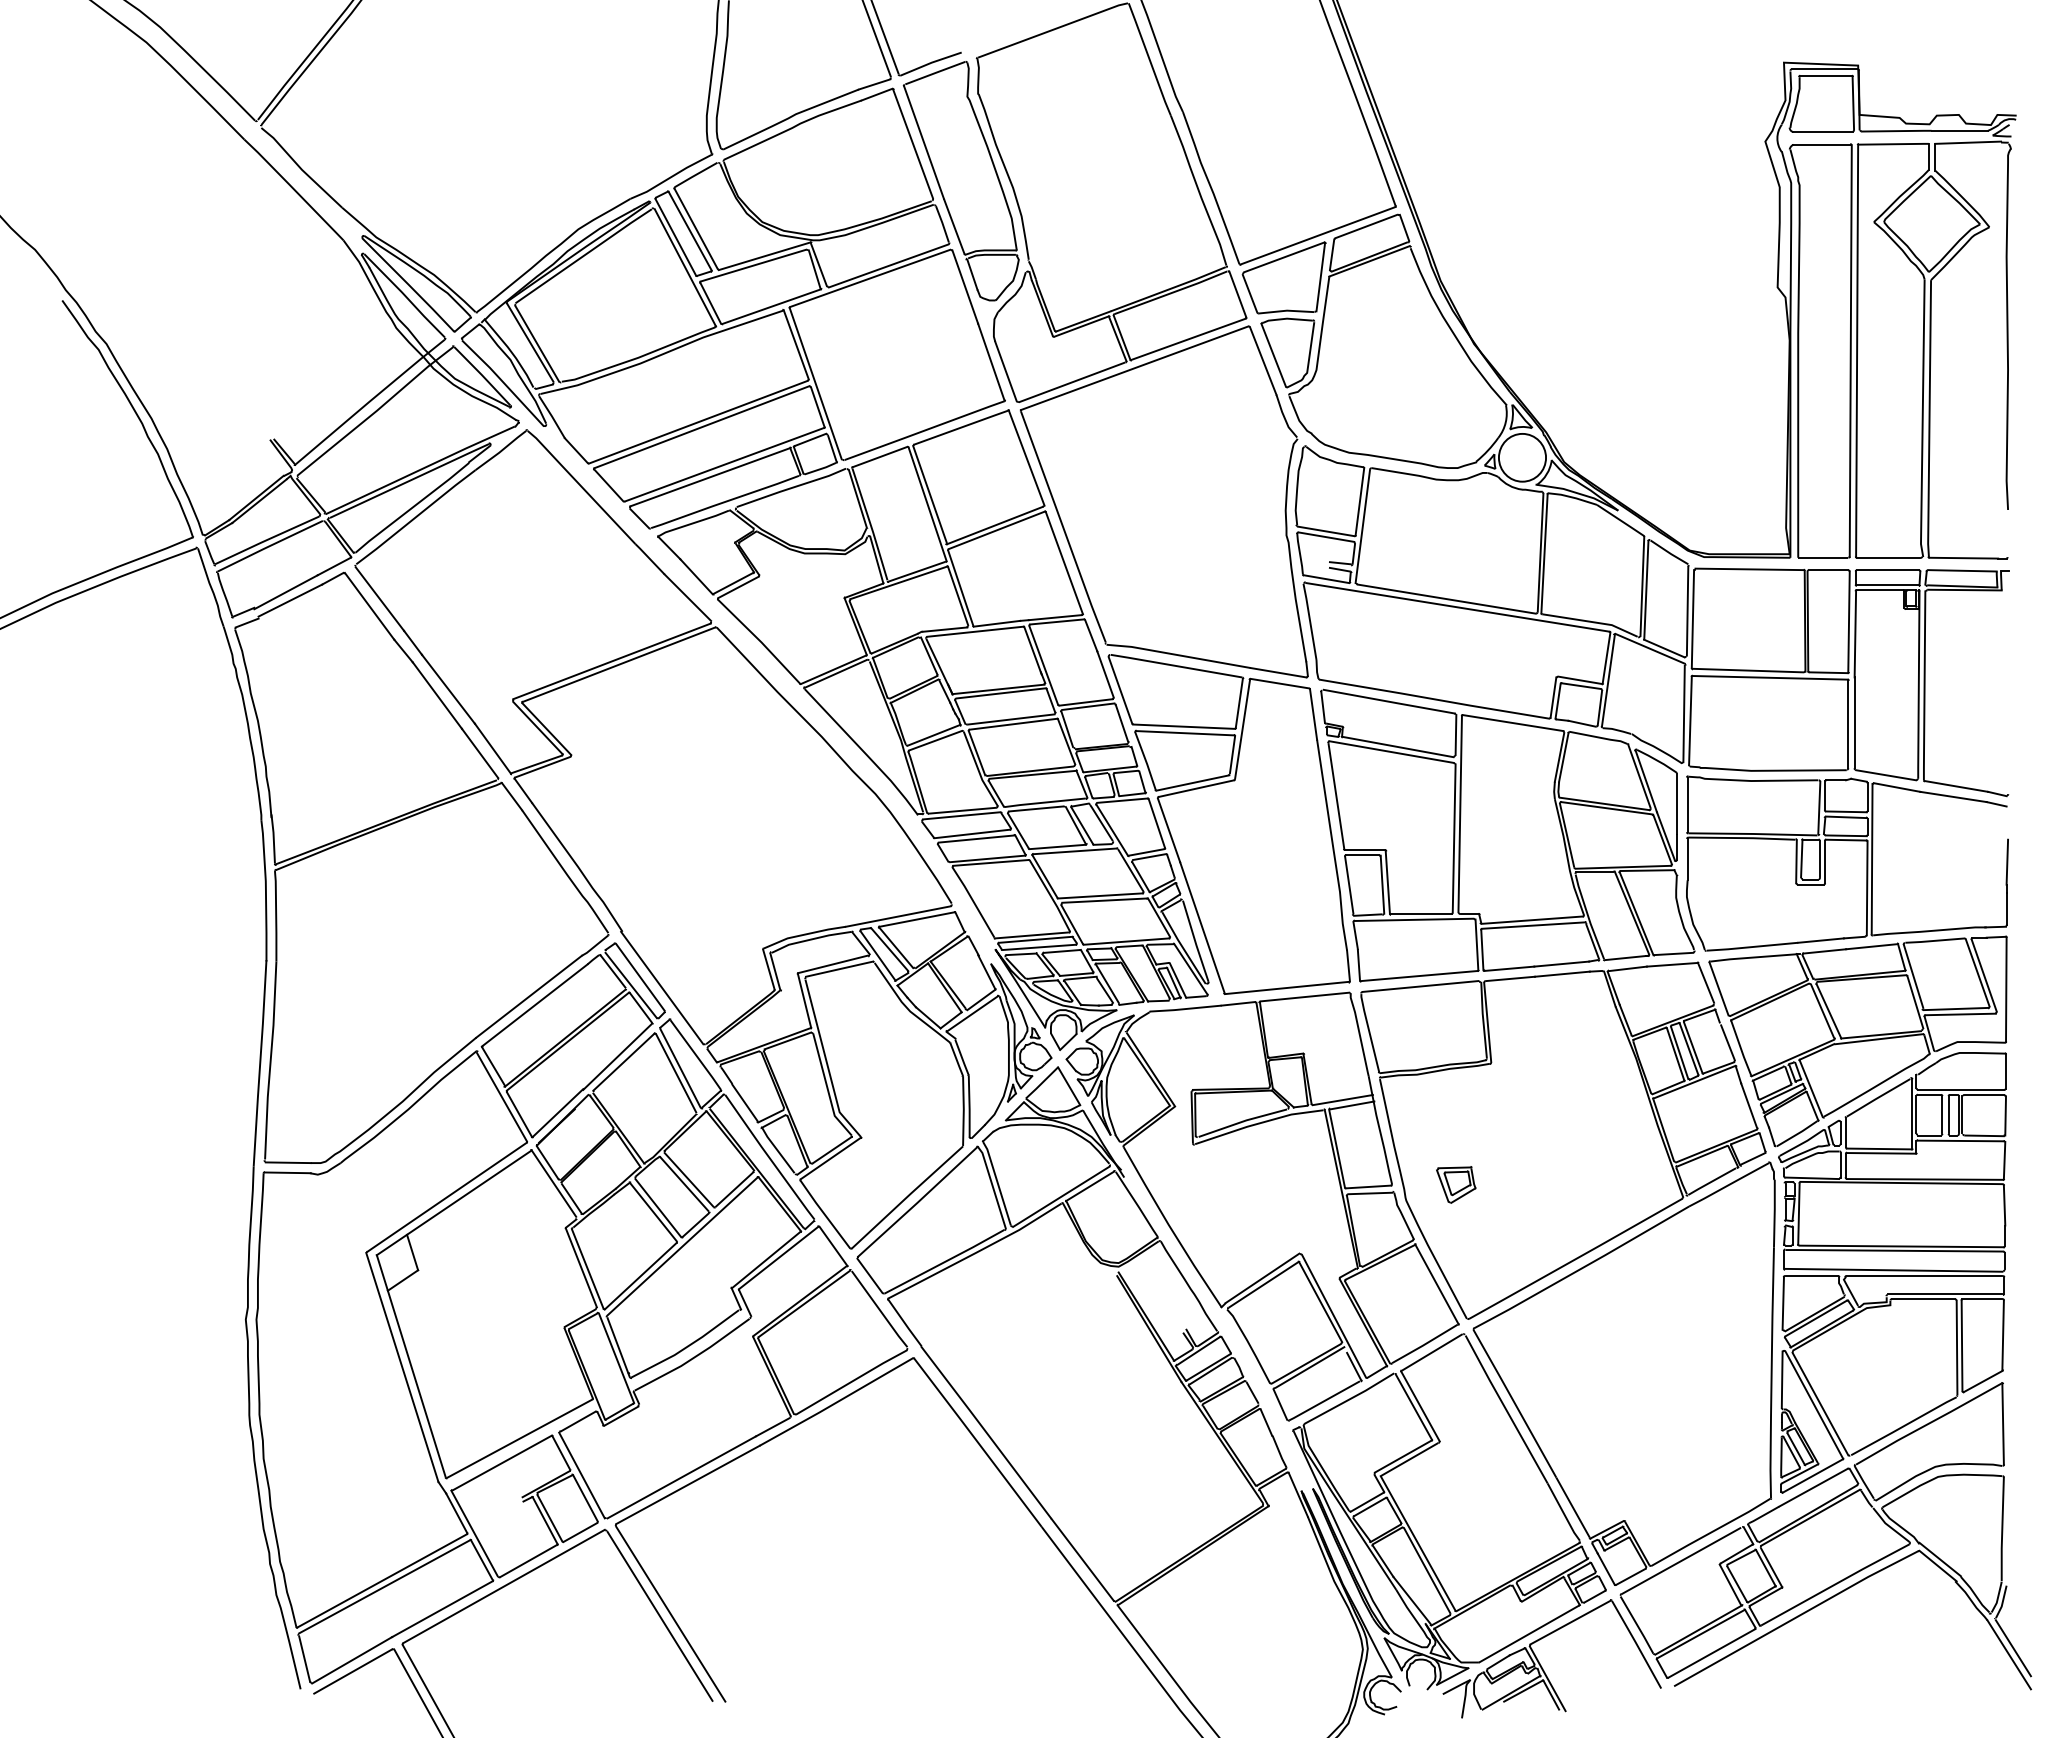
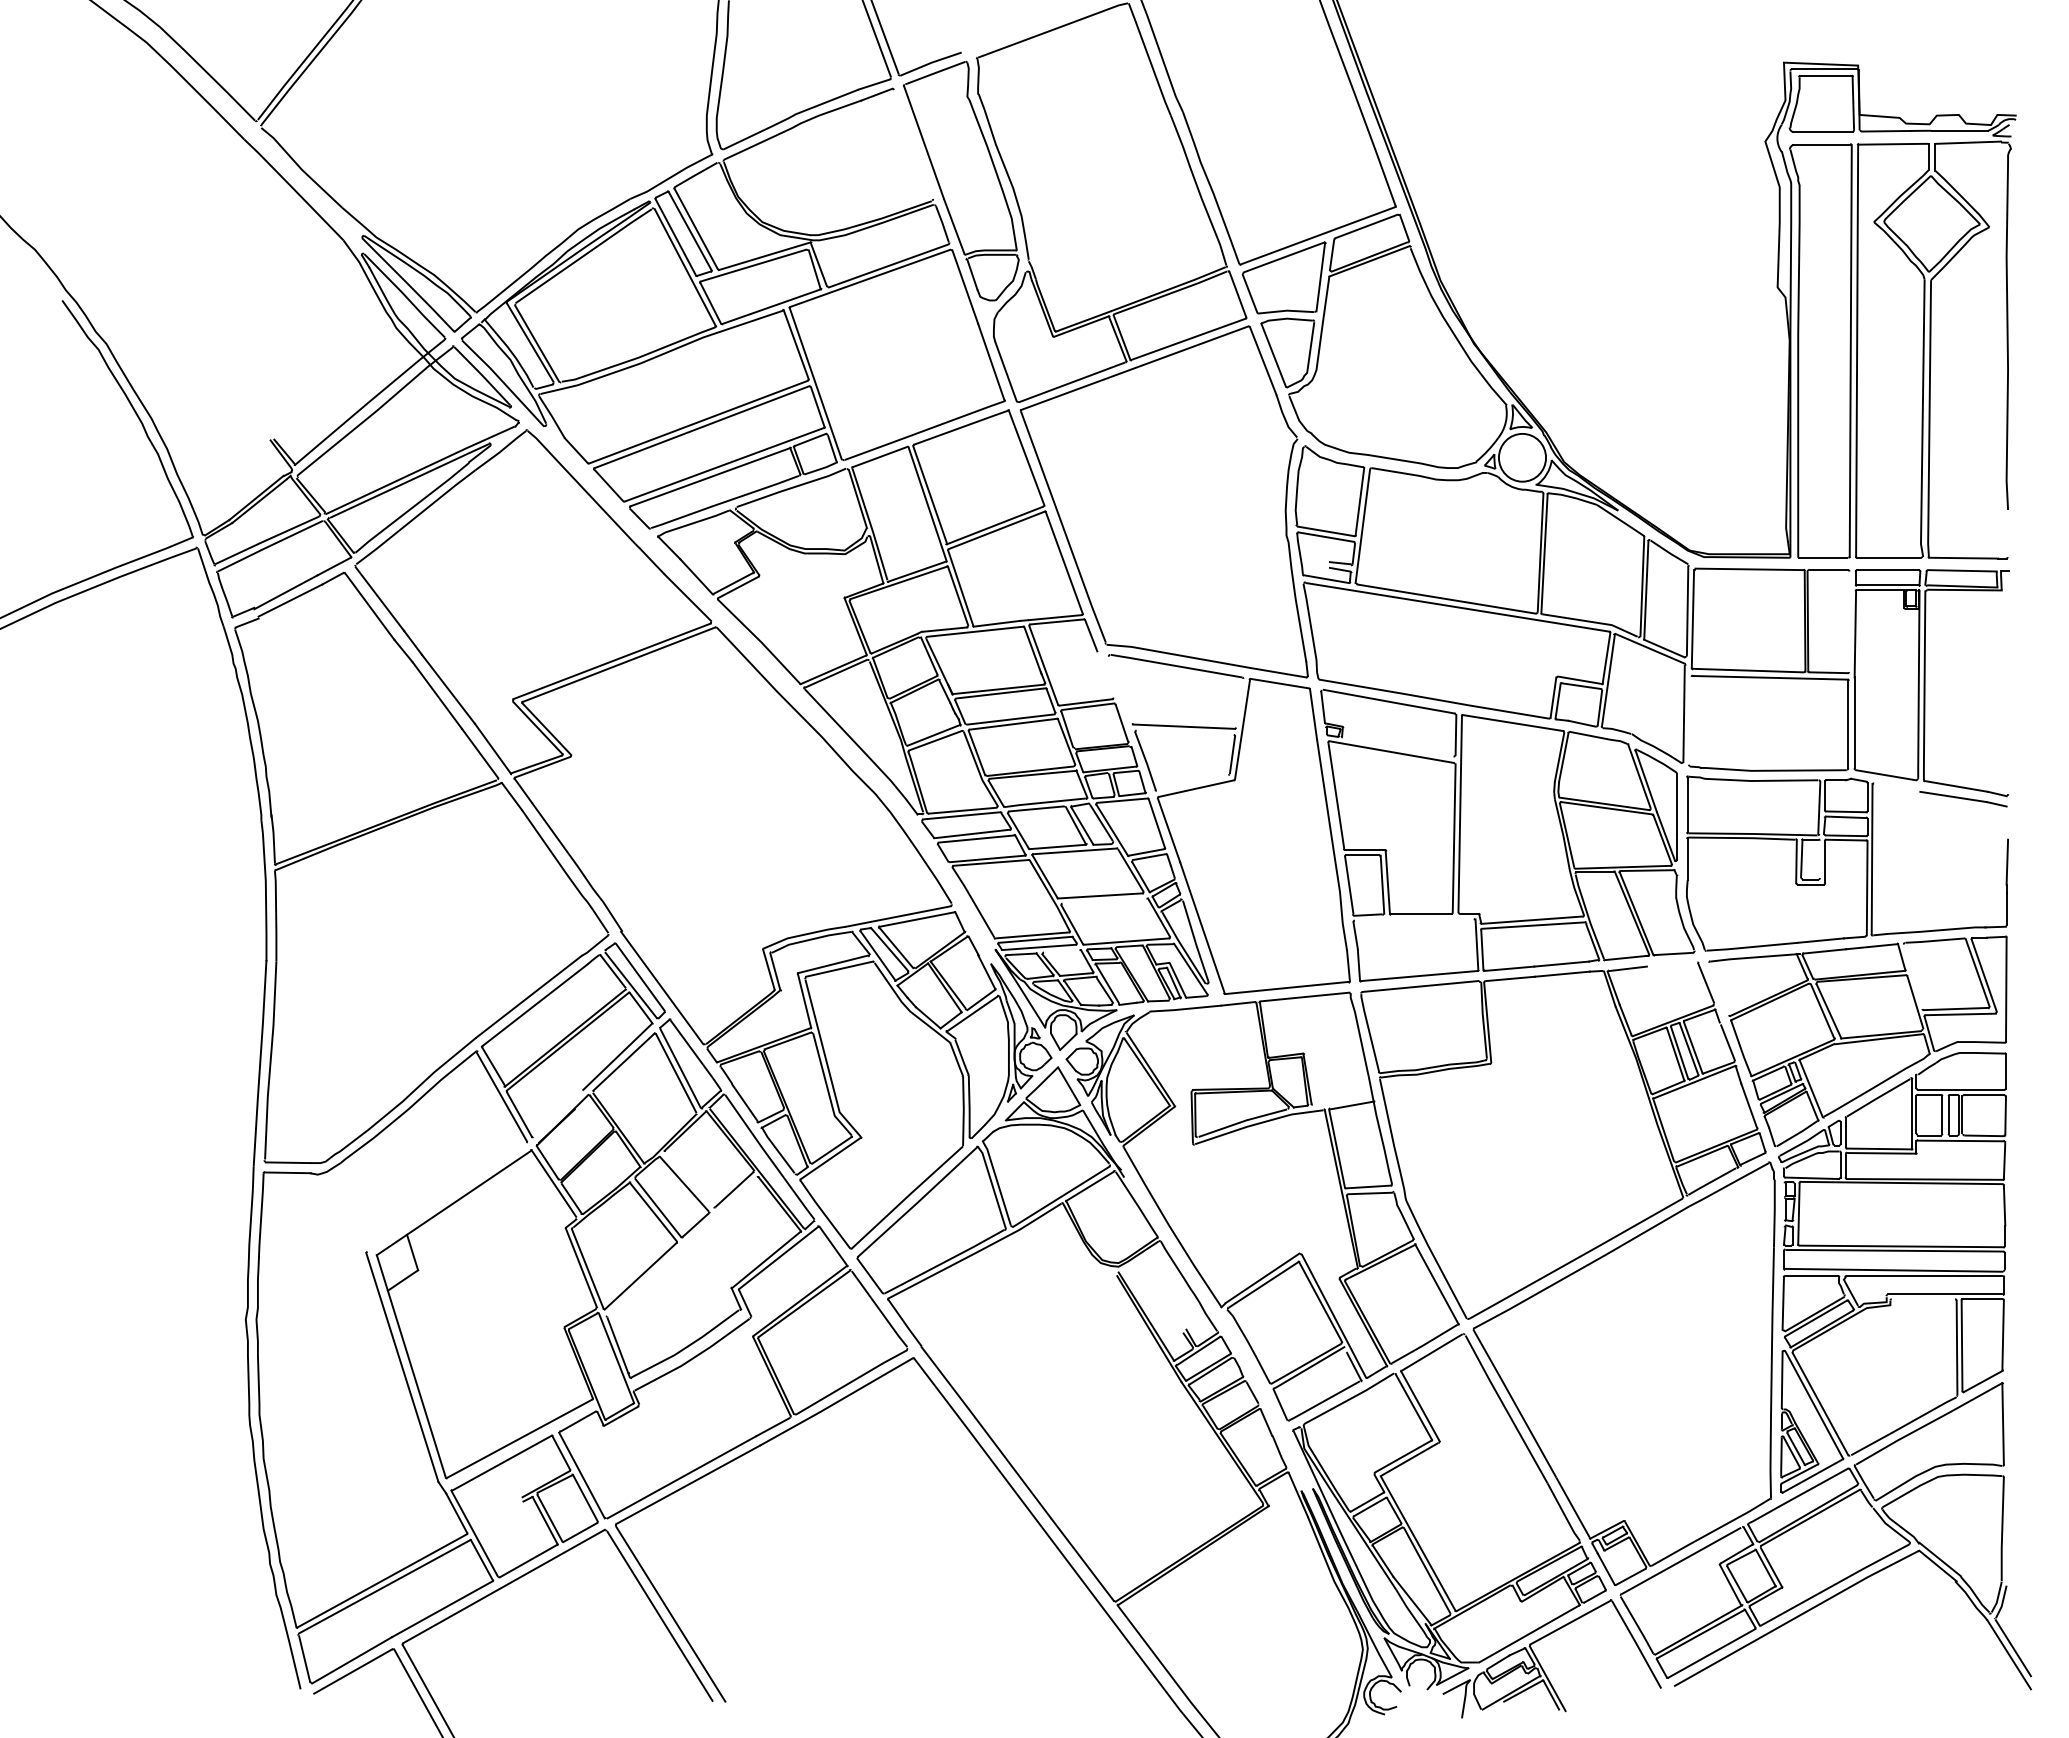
line: present -> none (912, 143)
line: present -> none (1848, 621)
line: present -> none (1105, 674)
line: present -> none (1120, 690)
line: present -> none (1238, 703)
line: present -> none (1690, 720)
line: present -> none (1185, 733)
line: present -> none (1397, 746)
line: present -> none (1193, 782)
line: present -> none (1896, 787)
line: present -> none (1820, 858)
line: present -> none (1104, 900)
line: present -> none (1414, 919)
line: present -> none (1062, 951)
line: present -> none (1671, 964)
line: present -> none (1913, 975)
line: present -> none (1718, 988)
line: present -> none (1342, 1100)
line: present -> none (557, 1112)
line: present -> none (688, 1179)
part: present -> none (1456, 1184)
line: present -> none (446, 1196)
line: present -> none (682, 1246)
line: present -> none (1923, 1298)
